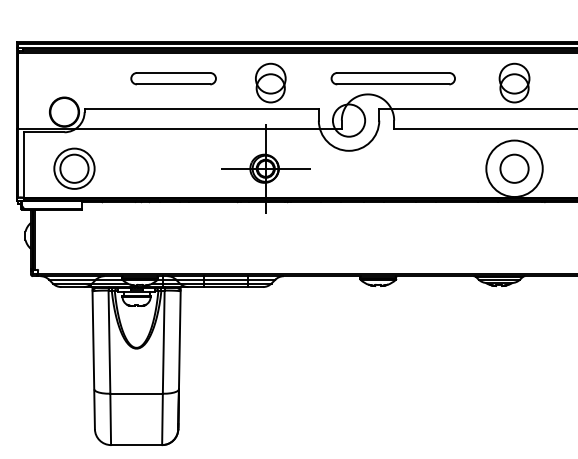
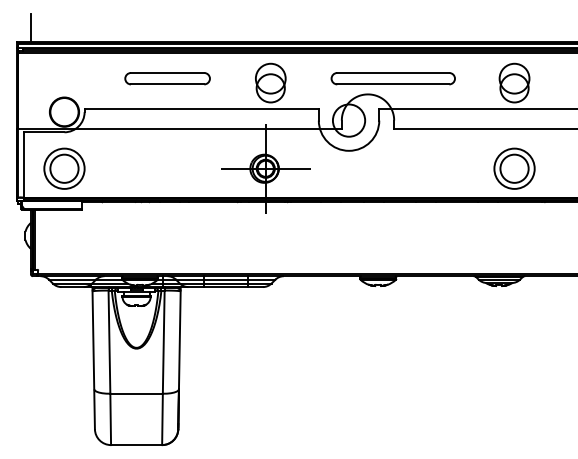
line: none -> present (30, 27)
part position: (173, 78) -> (167, 78) (167, 78)
part position: (74, 168) -> (64, 168) (64, 168)
circle diameter: 56 px -> 40 px (514, 168)
